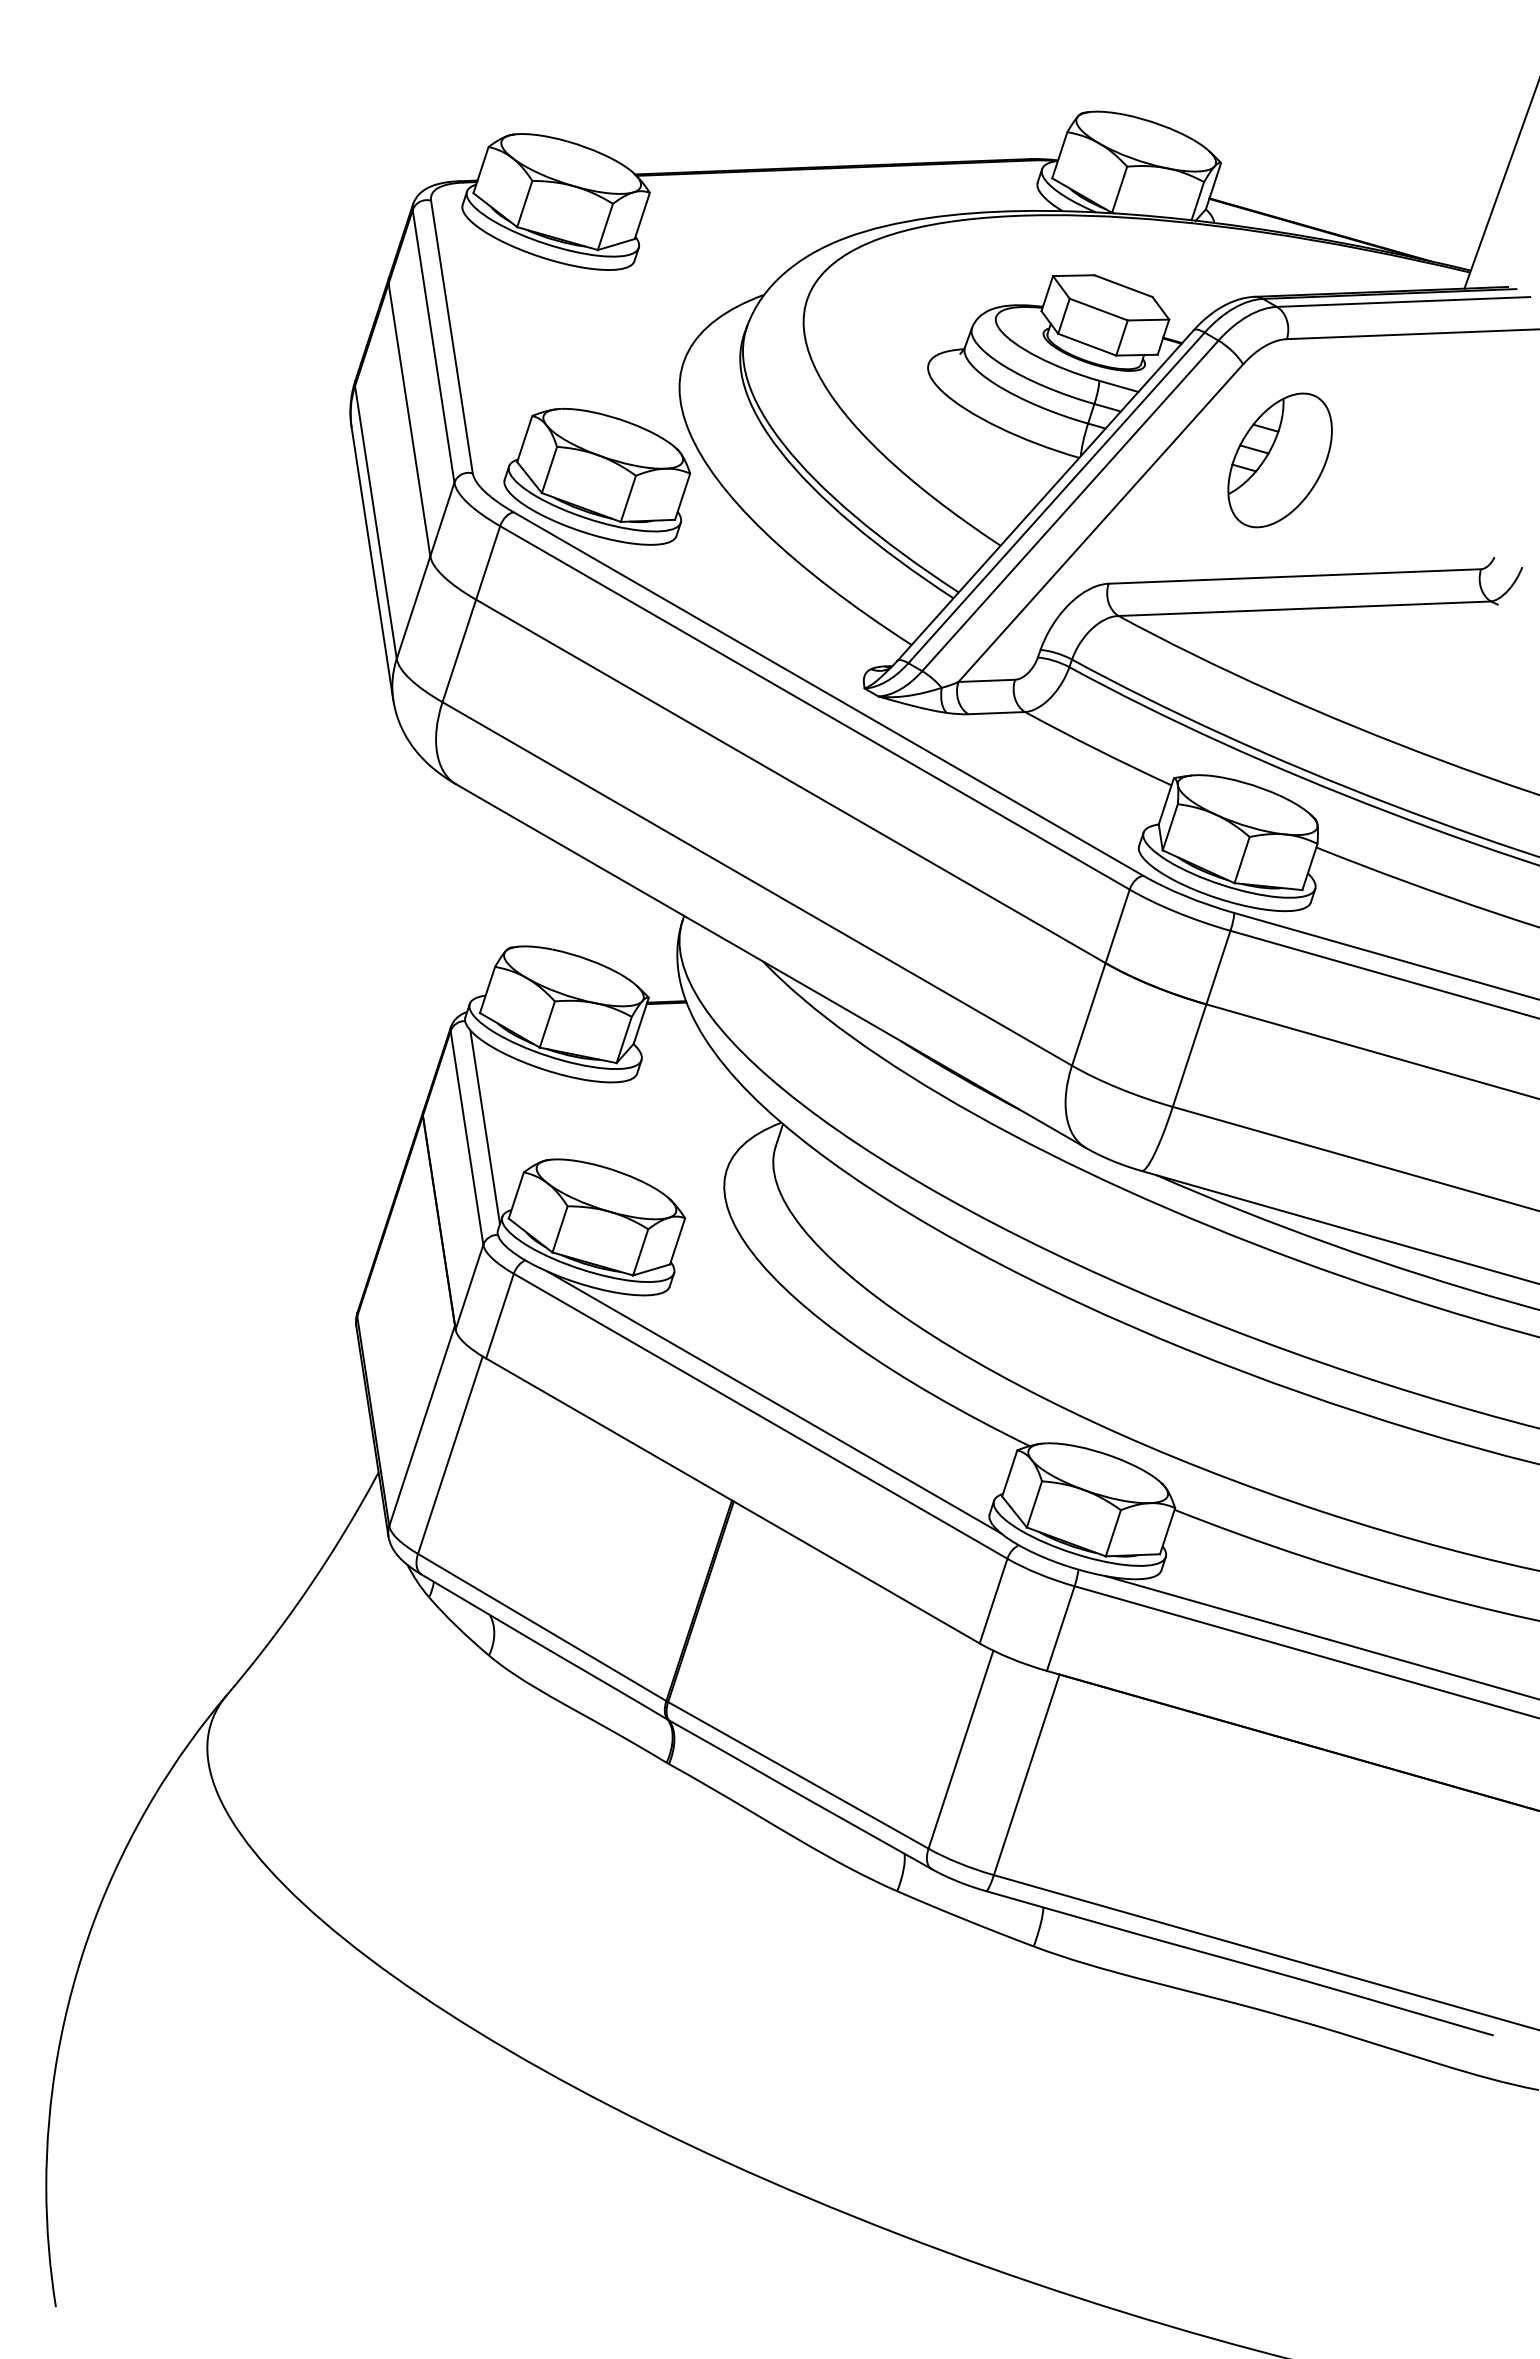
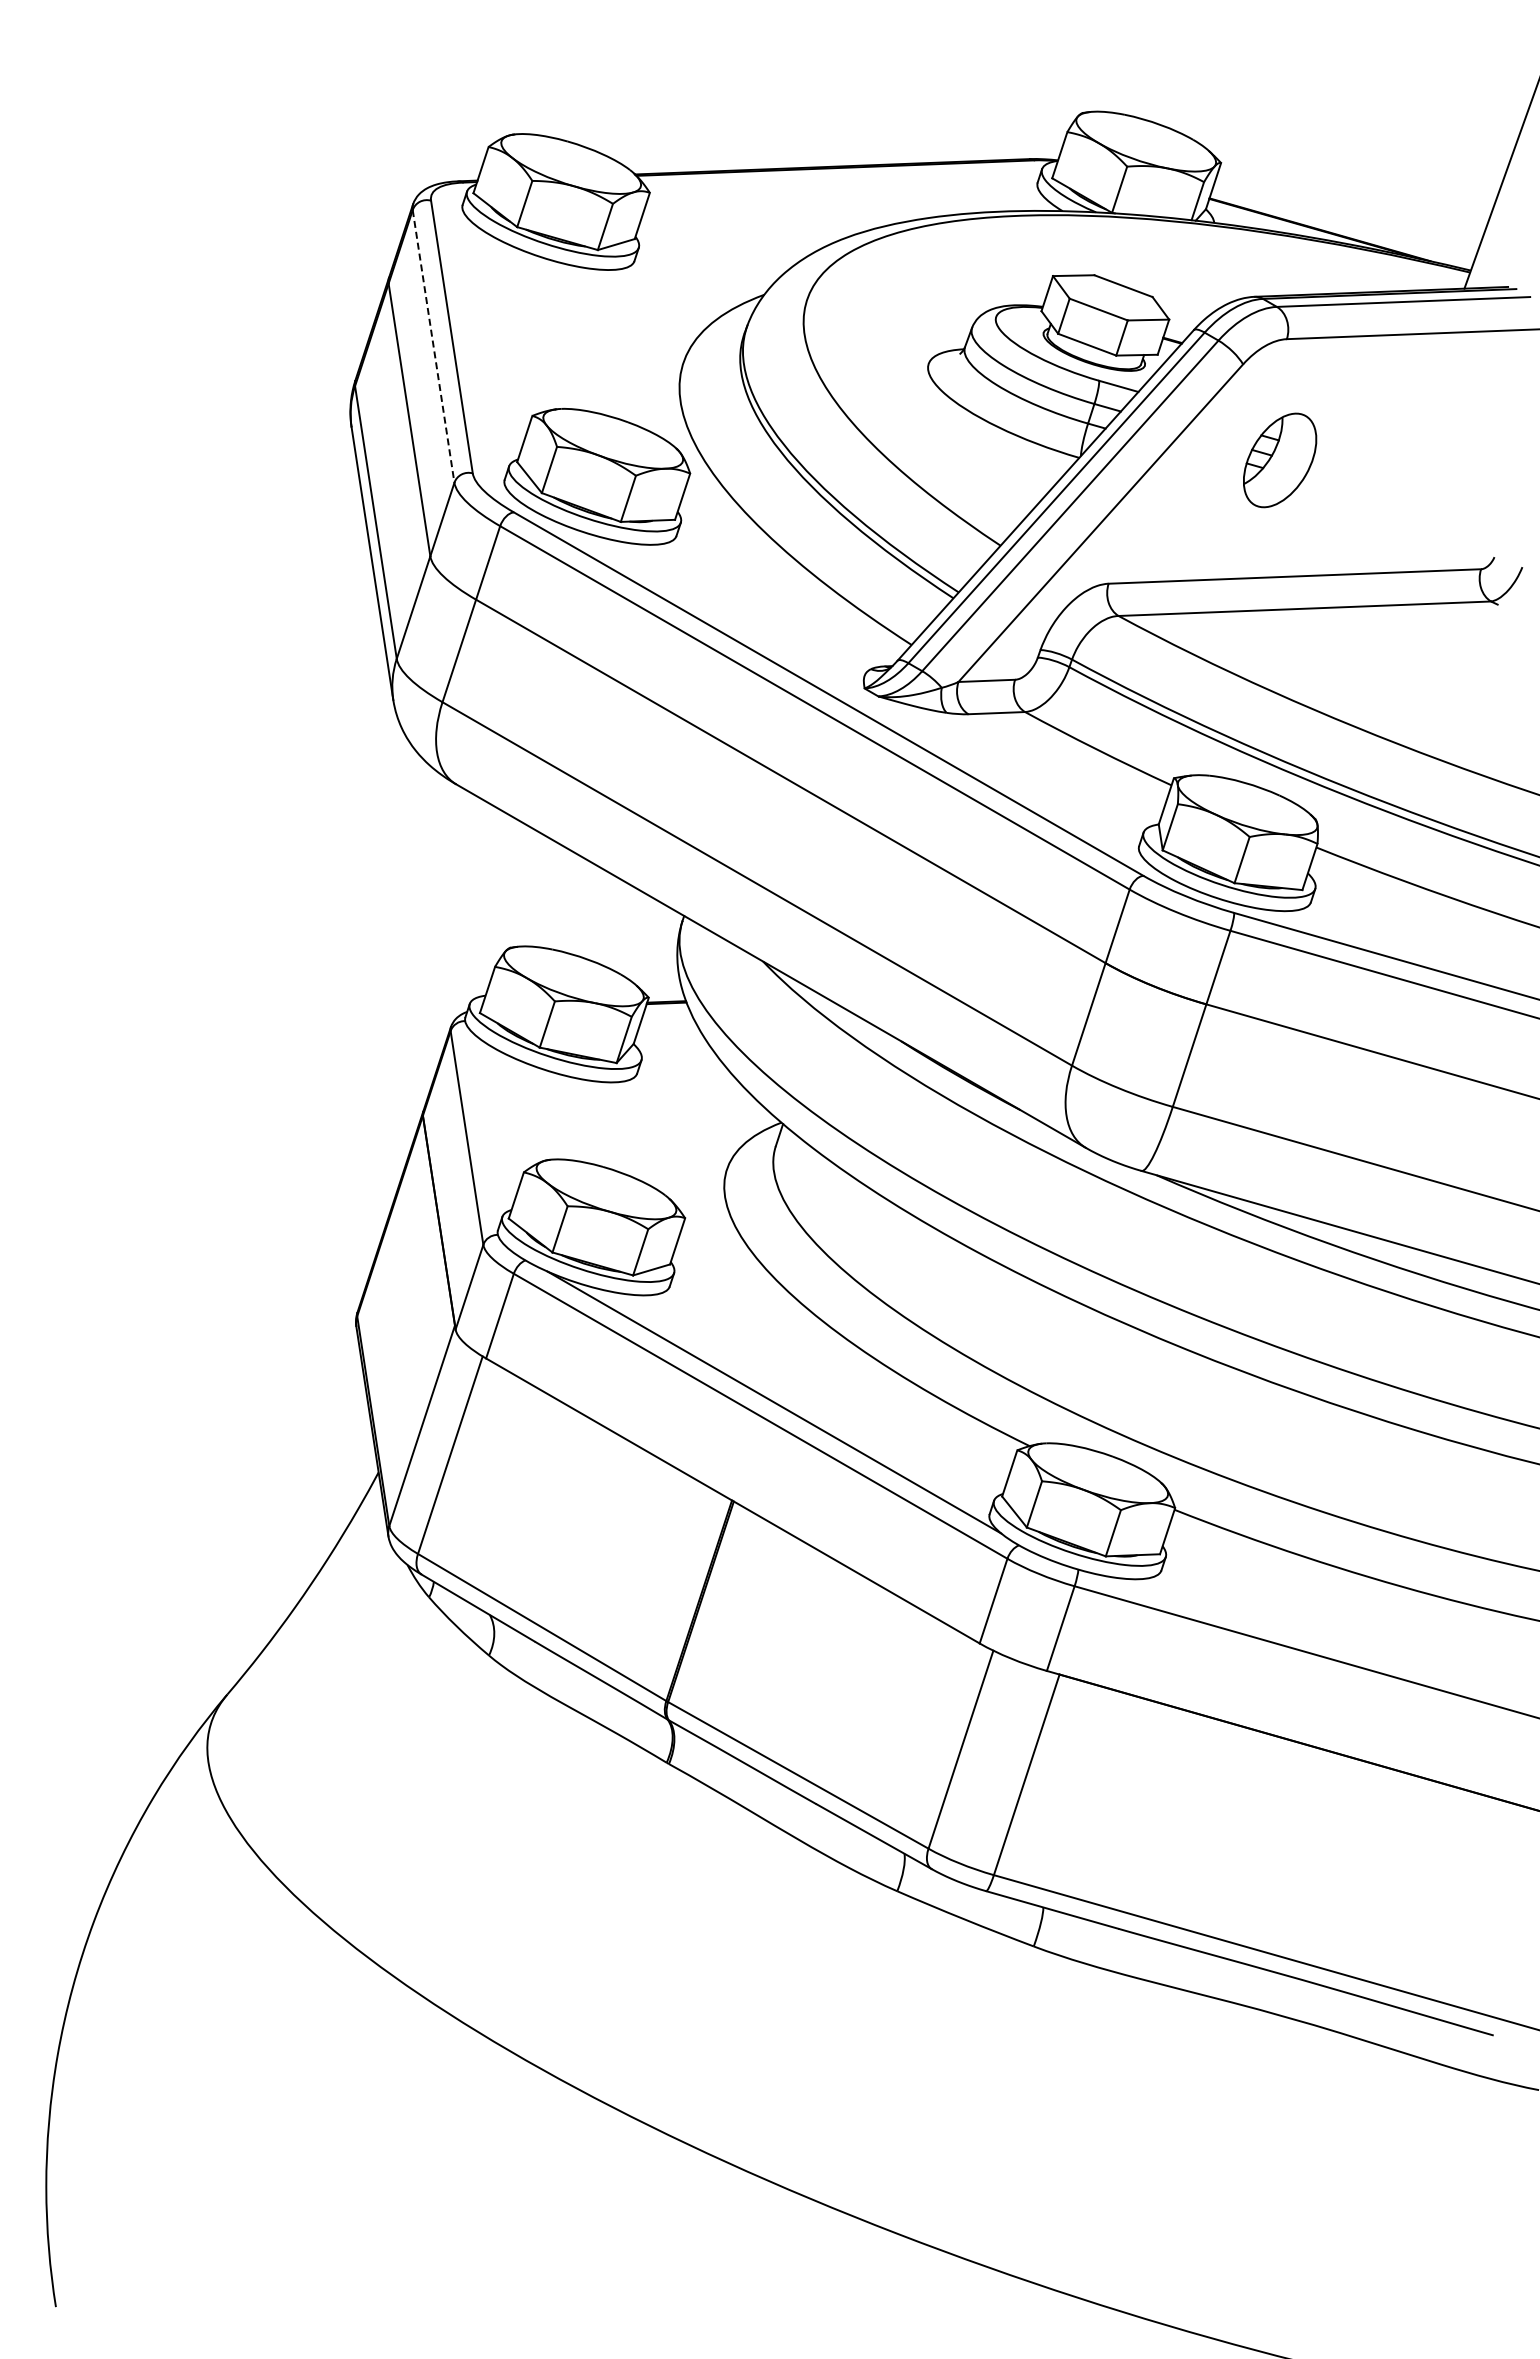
line: solid -> dashed (433, 346)
part size: 106x137 px -> 75x97 px (1280, 460)
line: present -> none (484, 1127)
line: present -> none (1320, 1637)
